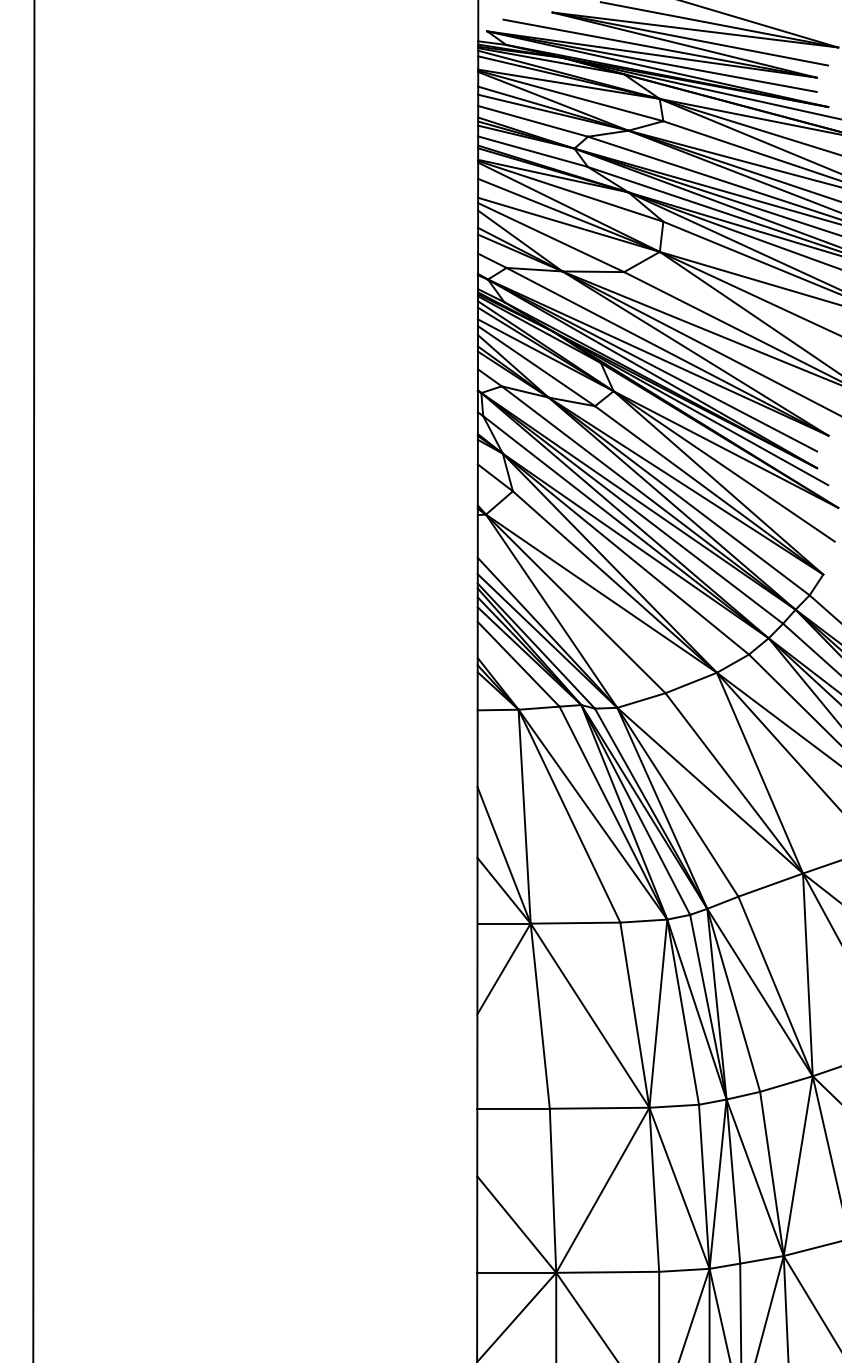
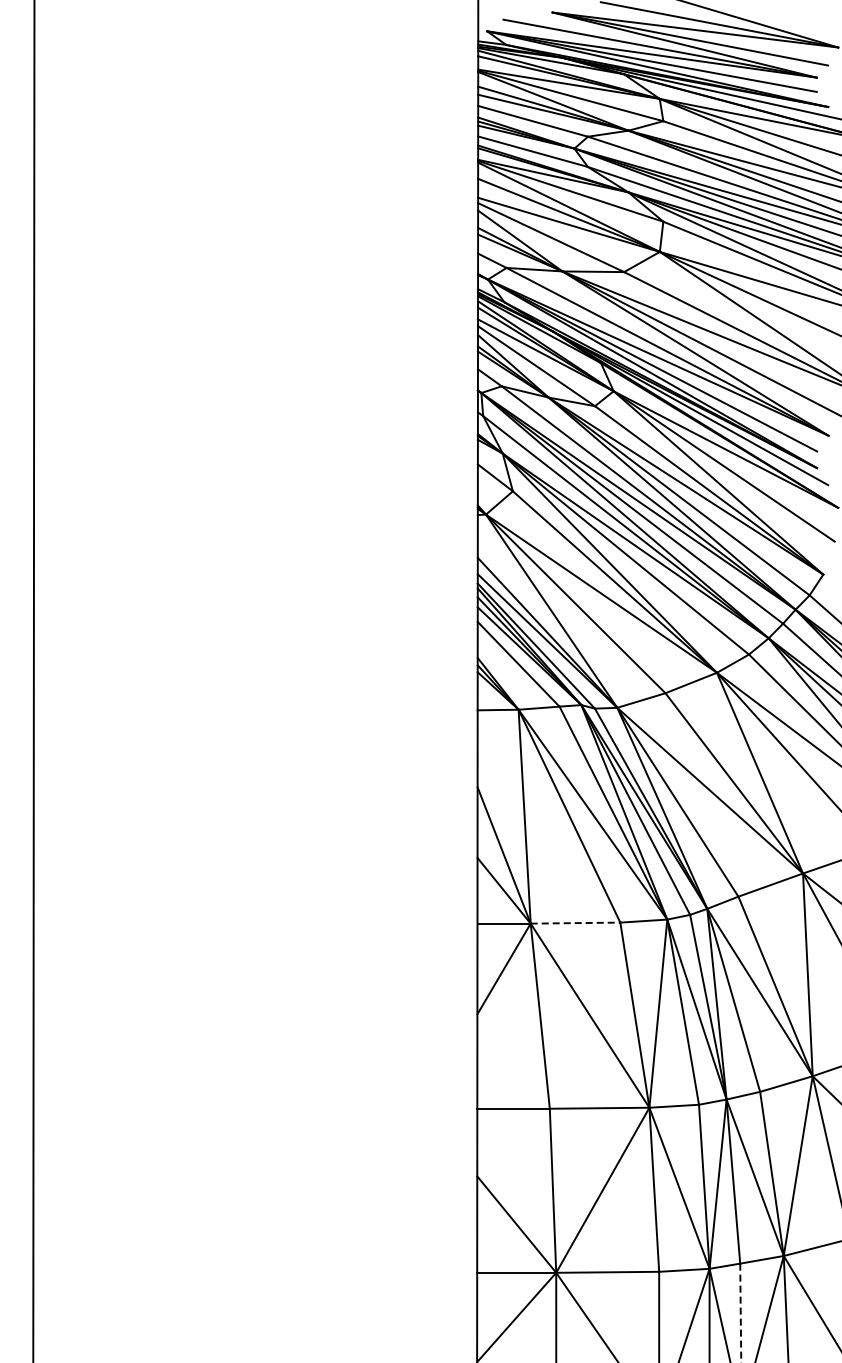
line: solid -> dashed (575, 923)
line: solid -> dashed (740, 1313)
